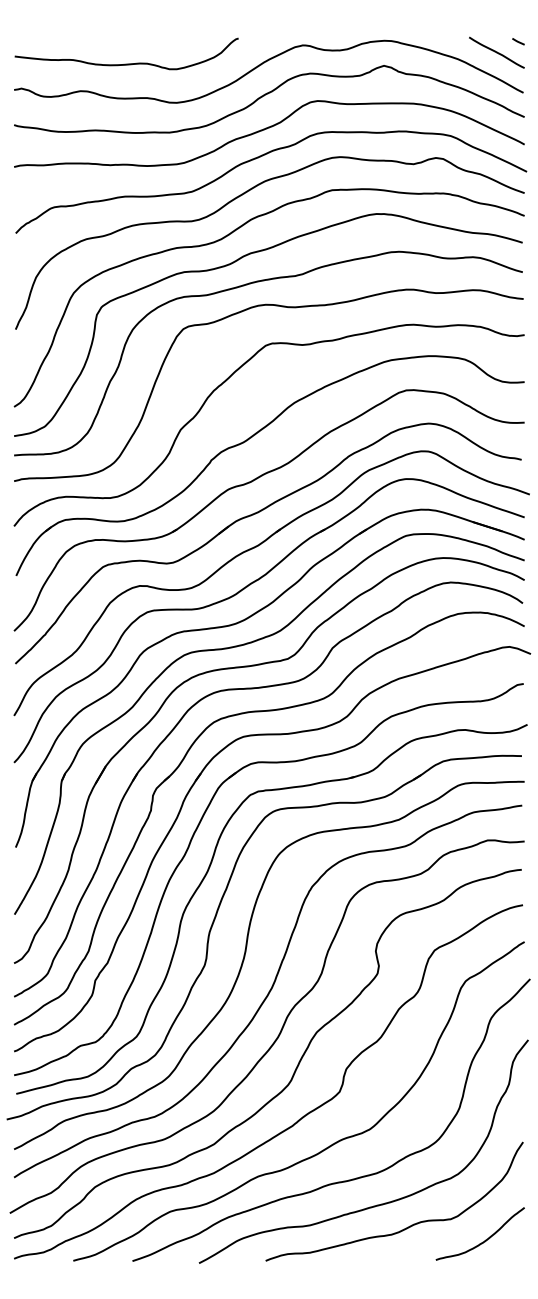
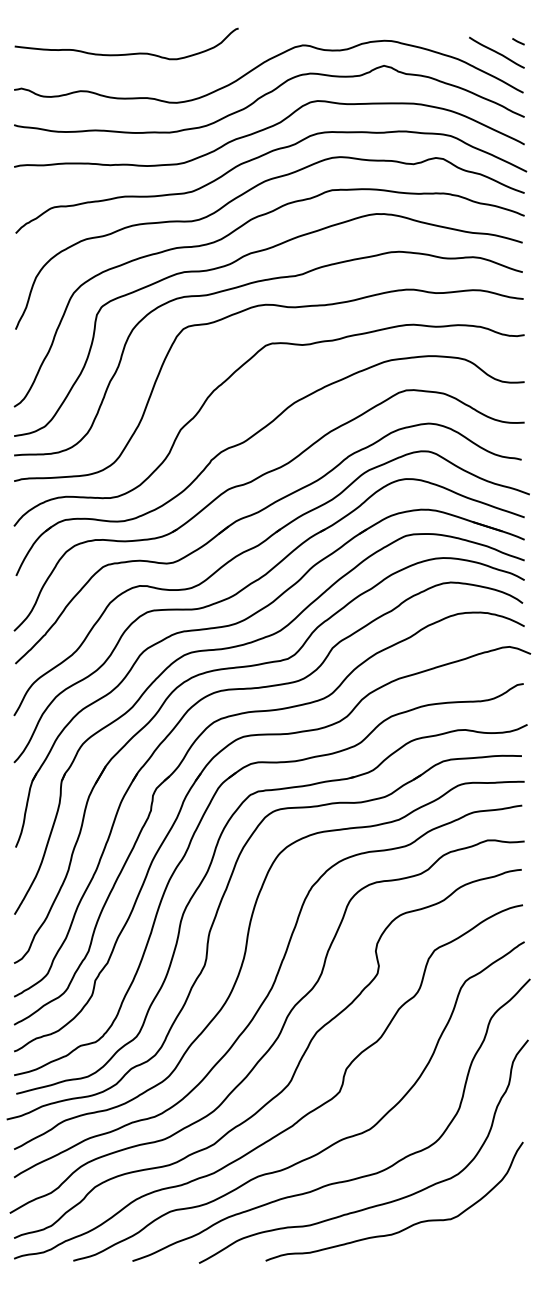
curve position: (126, 63) -> (126, 53) (126, 53)
curve: present -> none (485, 1239)
